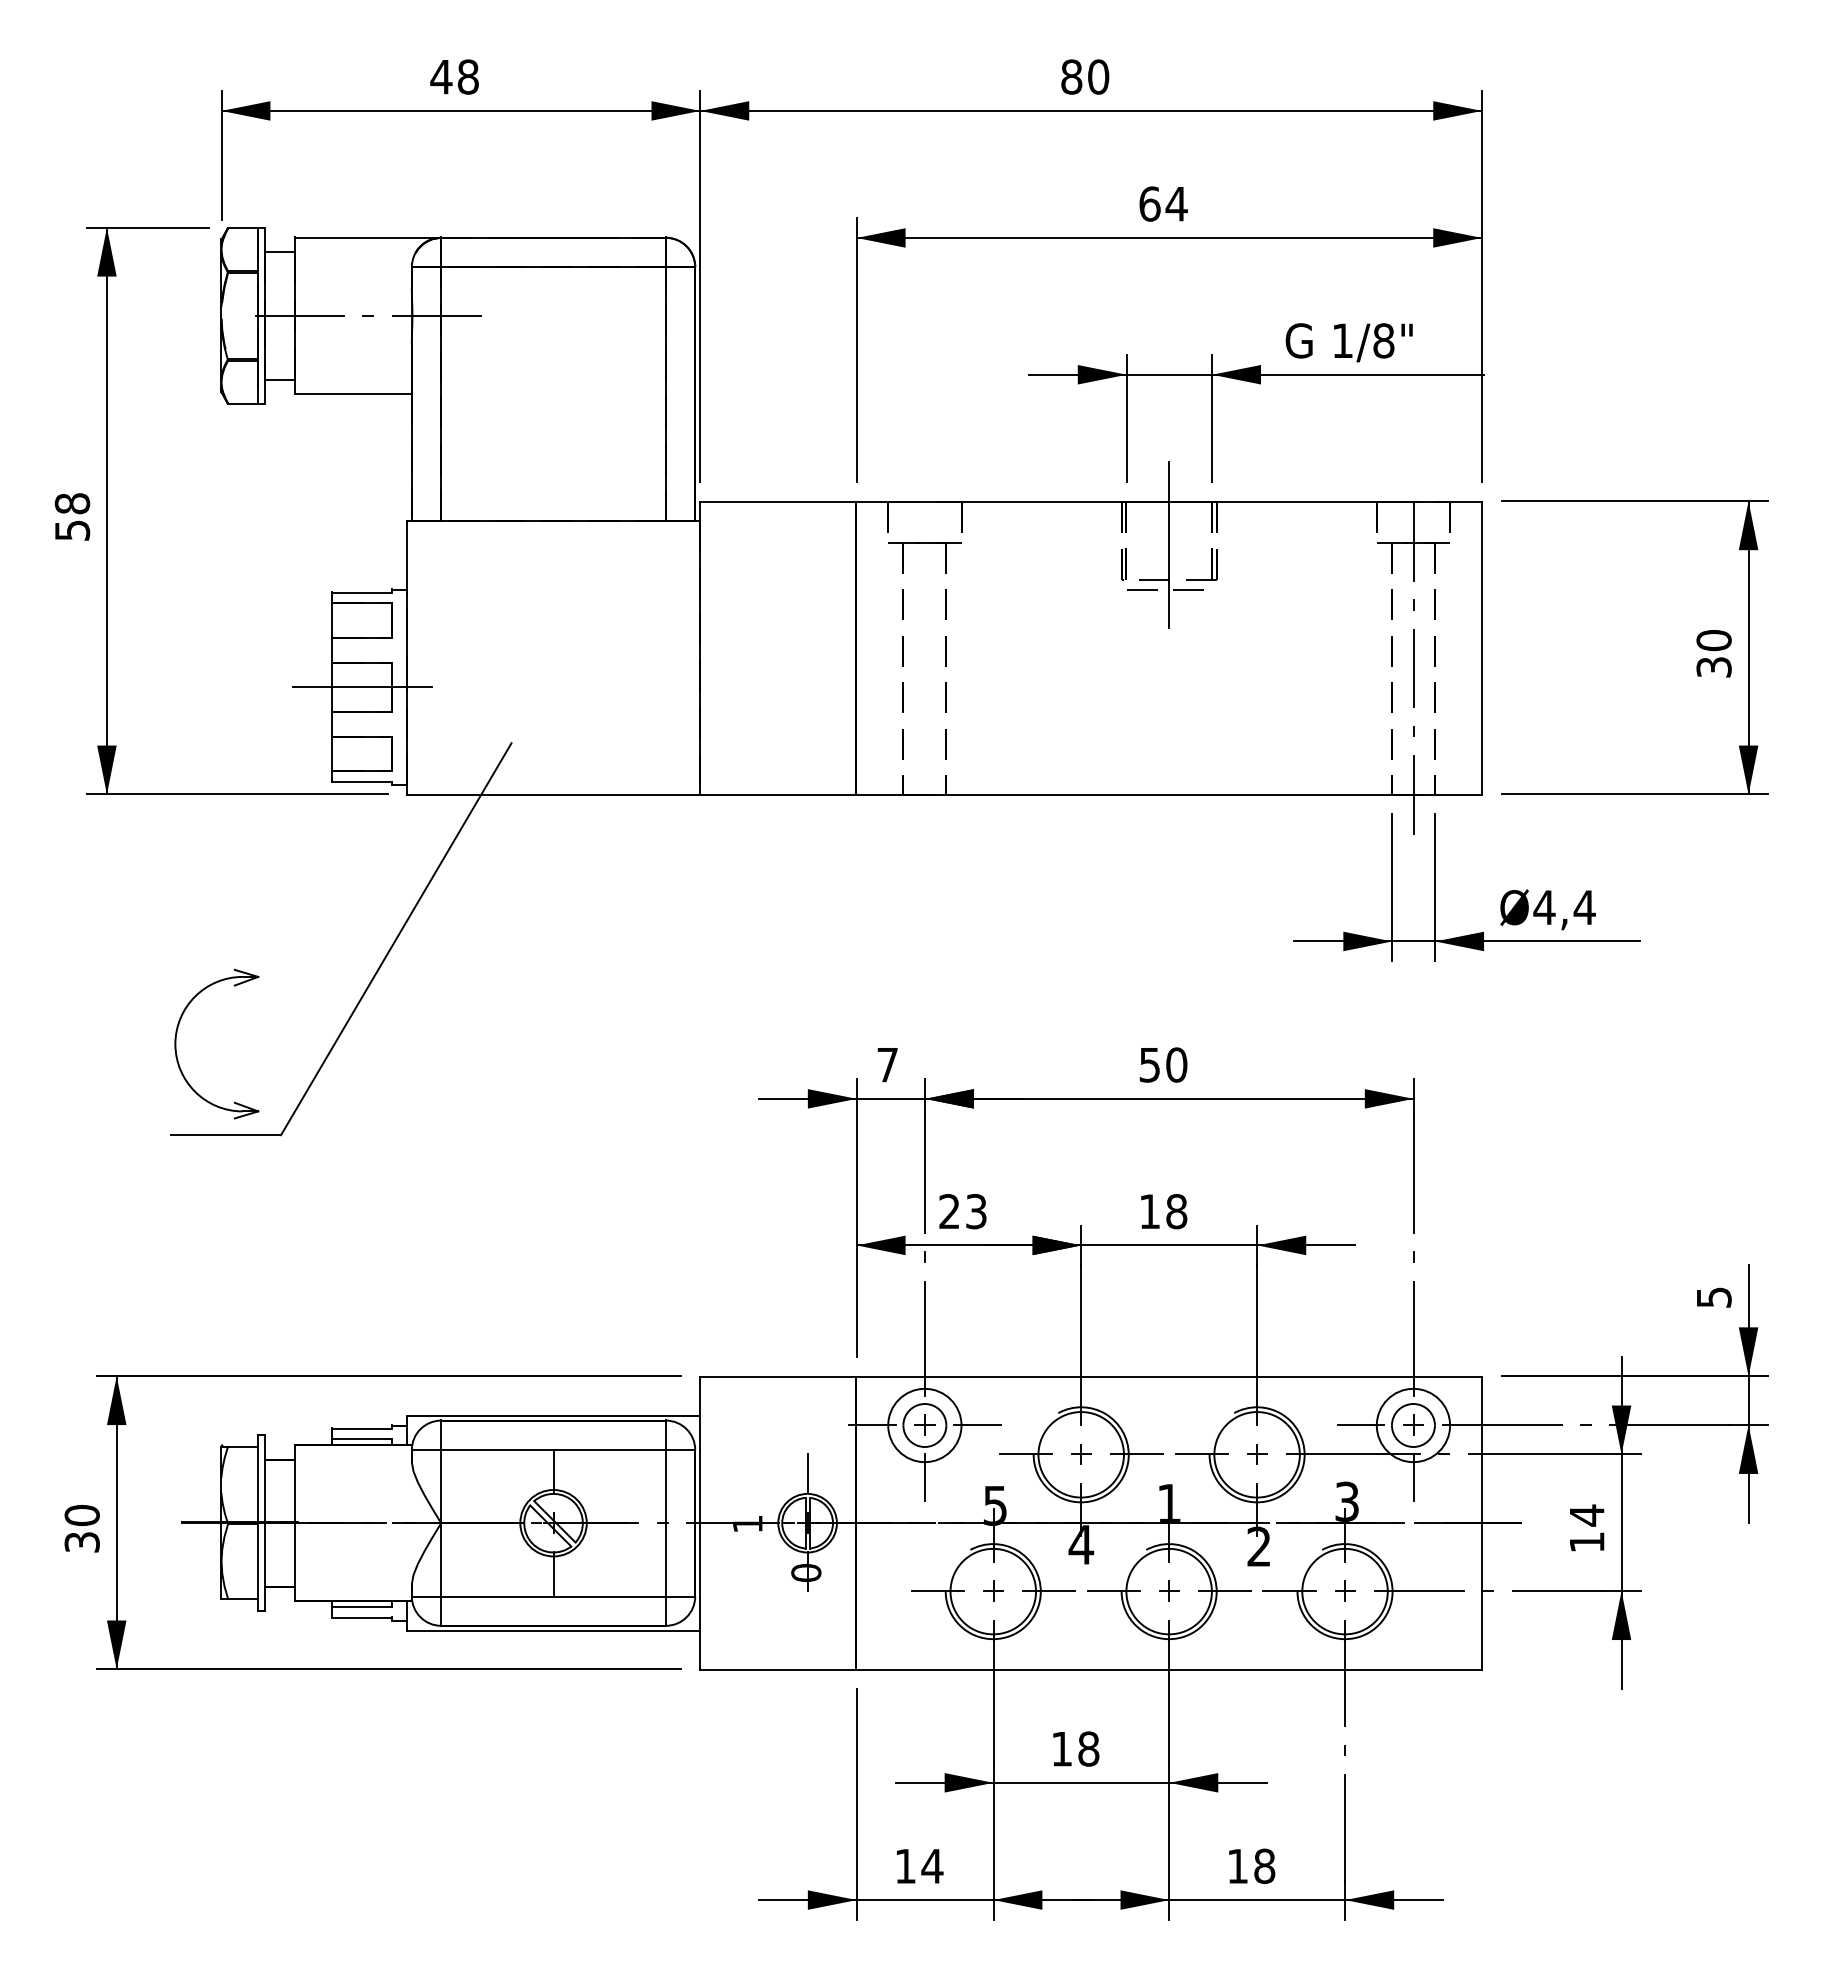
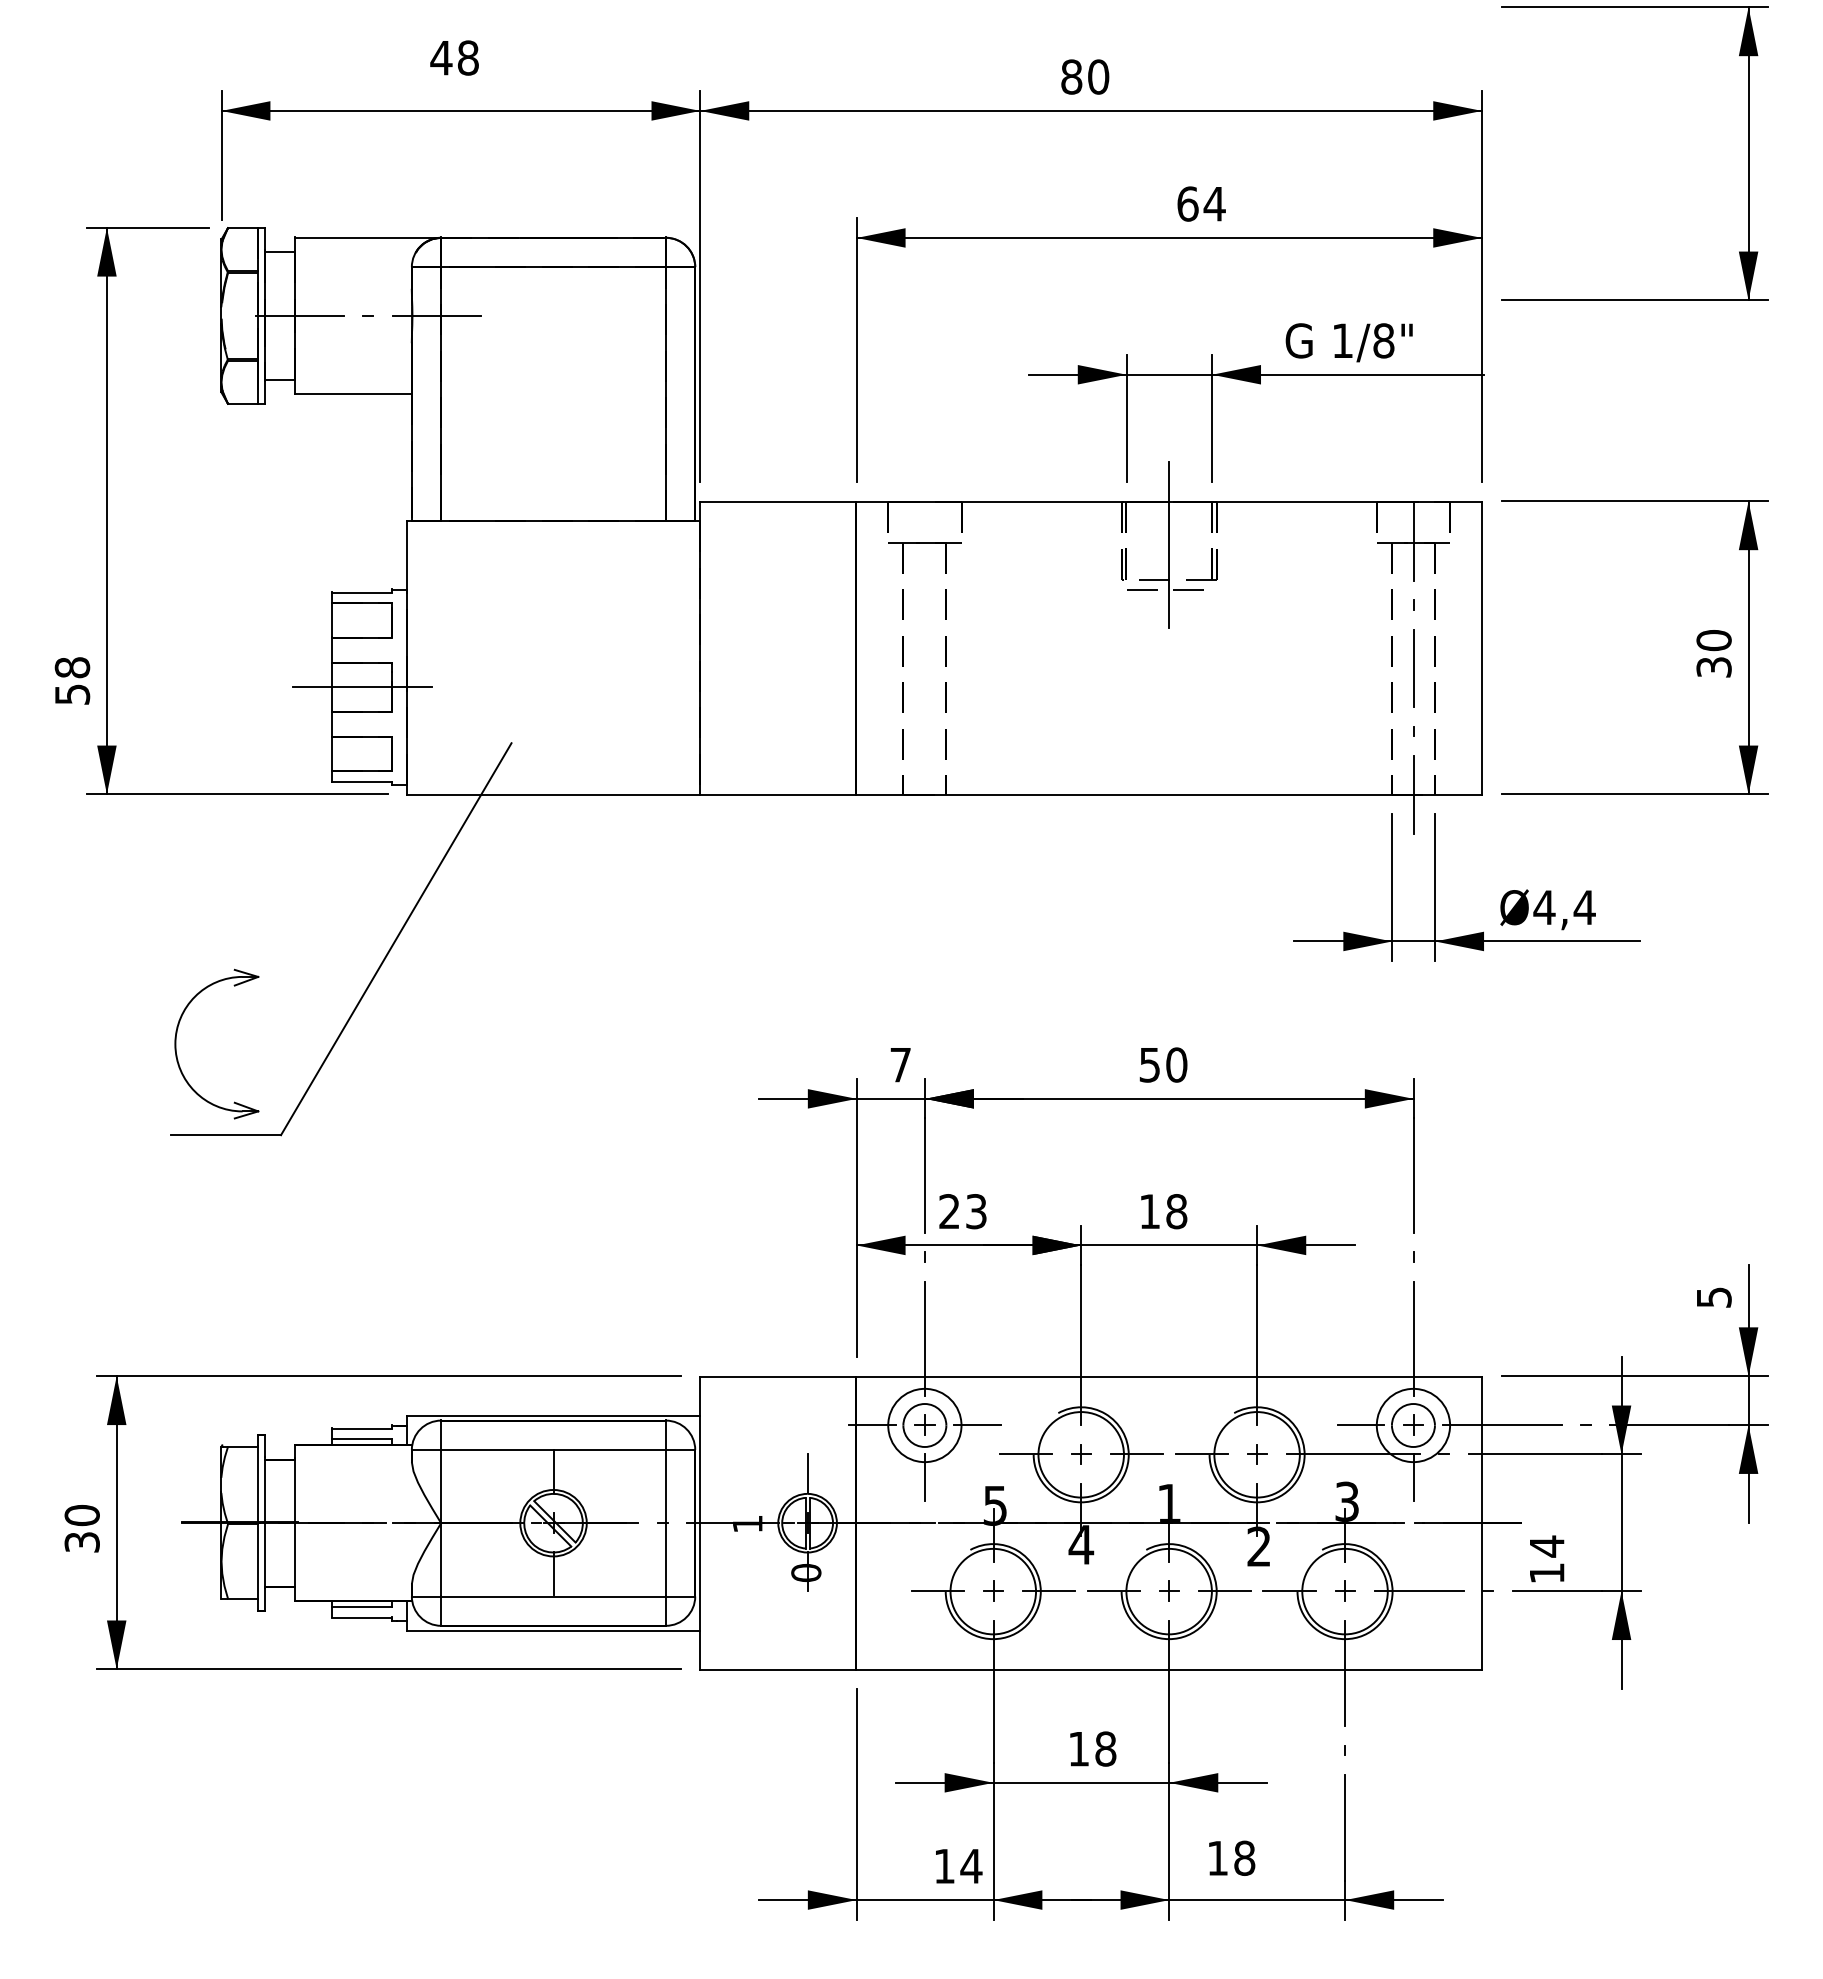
text position: (454, 76) -> (454, 57) (454, 57)
part: none -> present (1748, 153)
text position: (1163, 203) -> (1201, 203) (1201, 203)
text position: (72, 516) -> (72, 680) (72, 680)
text position: (887, 1065) -> (900, 1065) (900, 1065)
text position: (1587, 1527) -> (1547, 1558) (1547, 1558)
text position: (1076, 1748) -> (1093, 1748) (1093, 1748)
text position: (1252, 1865) -> (1232, 1857) (1232, 1857)
text position: (920, 1866) -> (959, 1866) (959, 1866)
